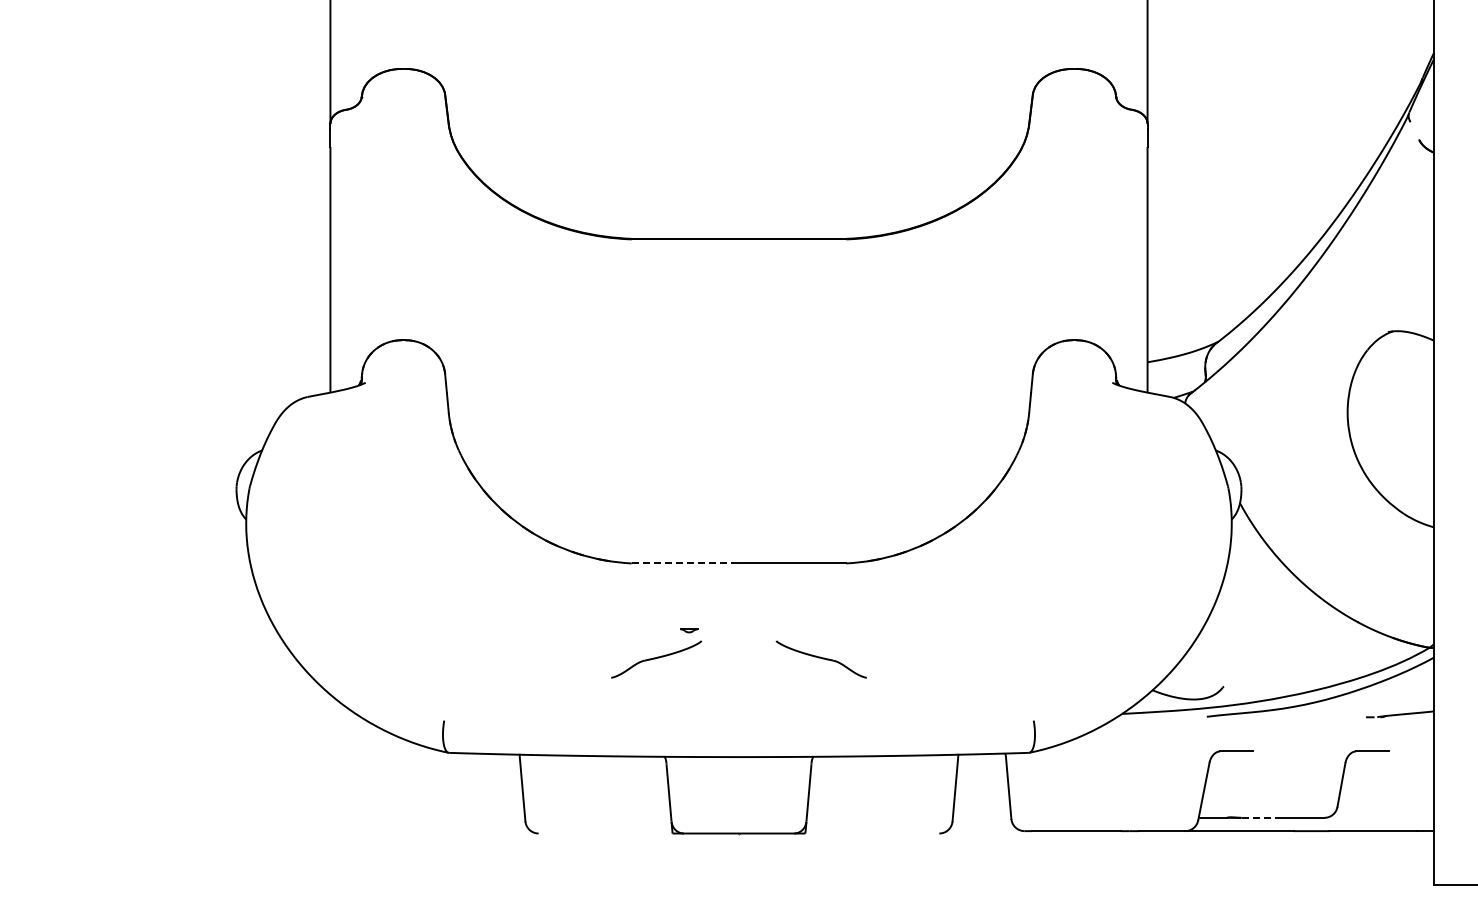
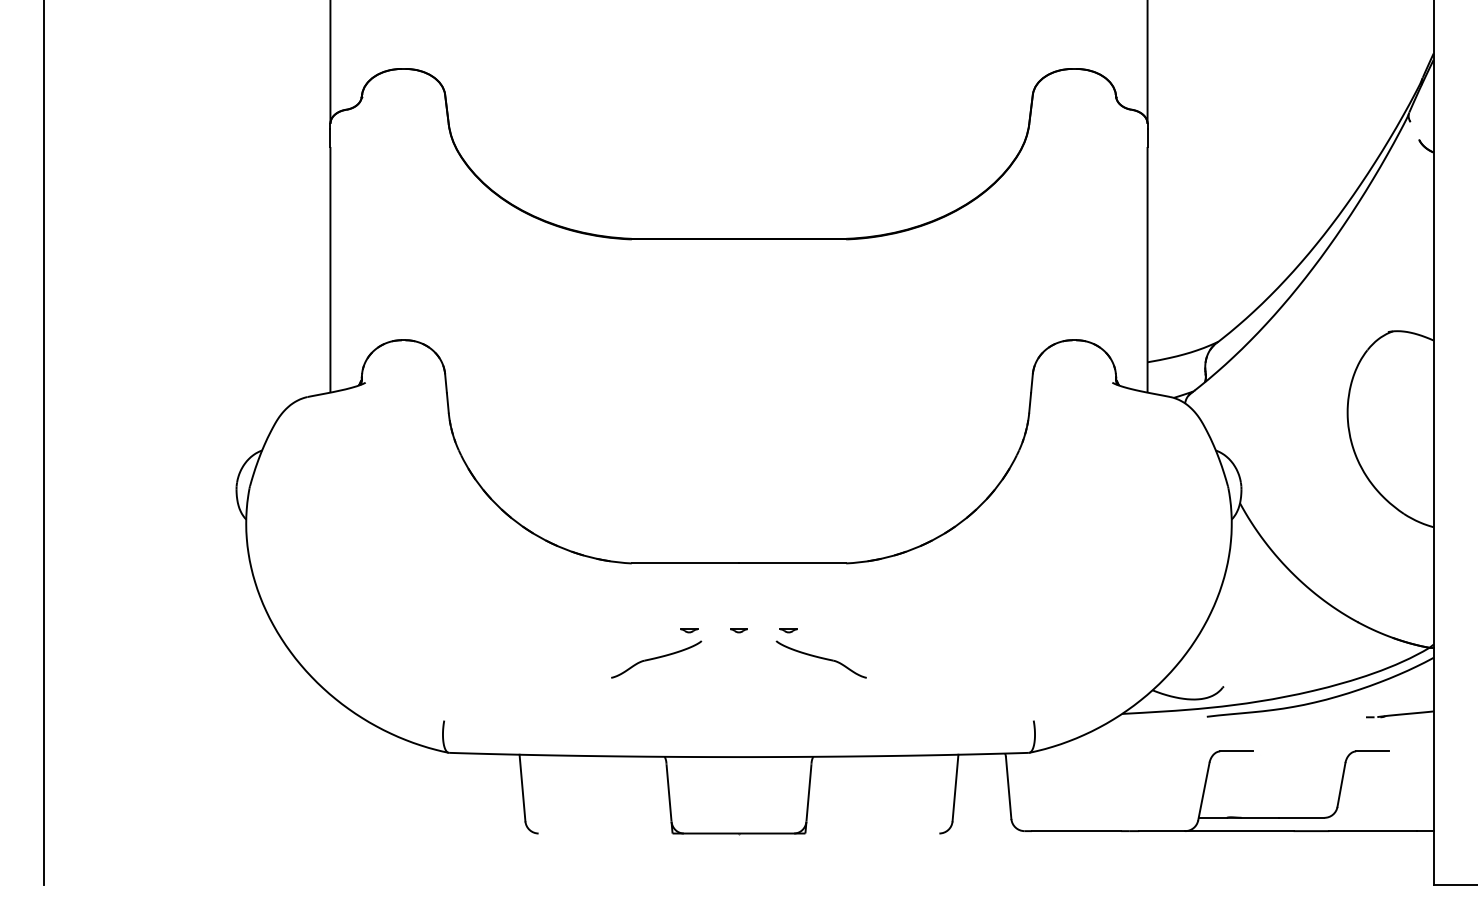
line: none -> present (44, 443)
line: dashed -> solid (685, 563)
part: none -> present (738, 630)
part: none -> present (788, 630)
line: dashed -> solid (1260, 817)
